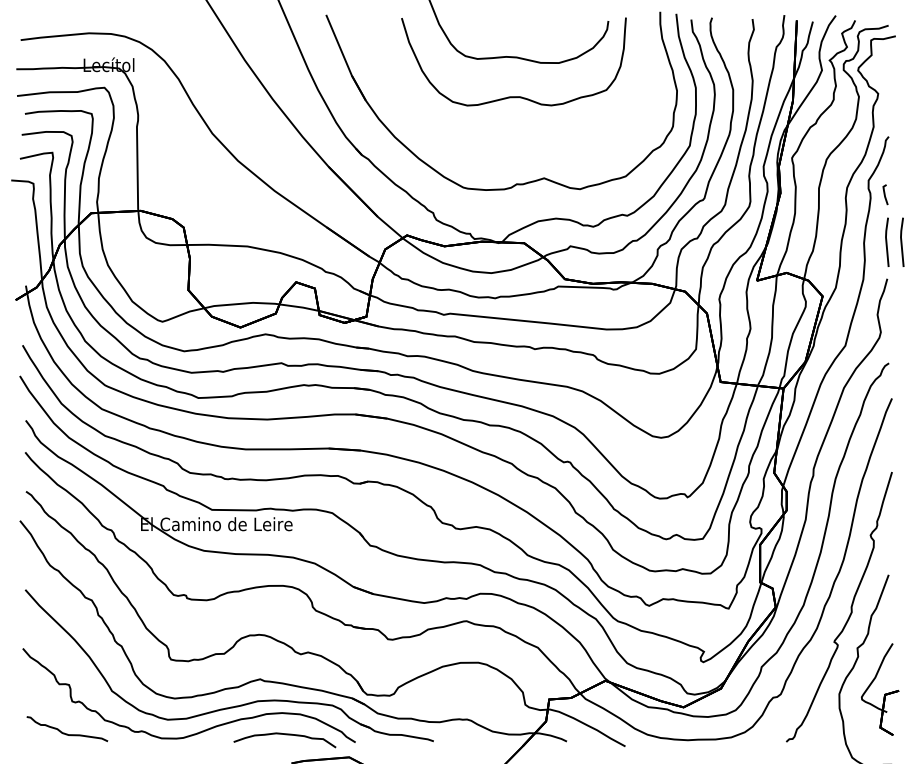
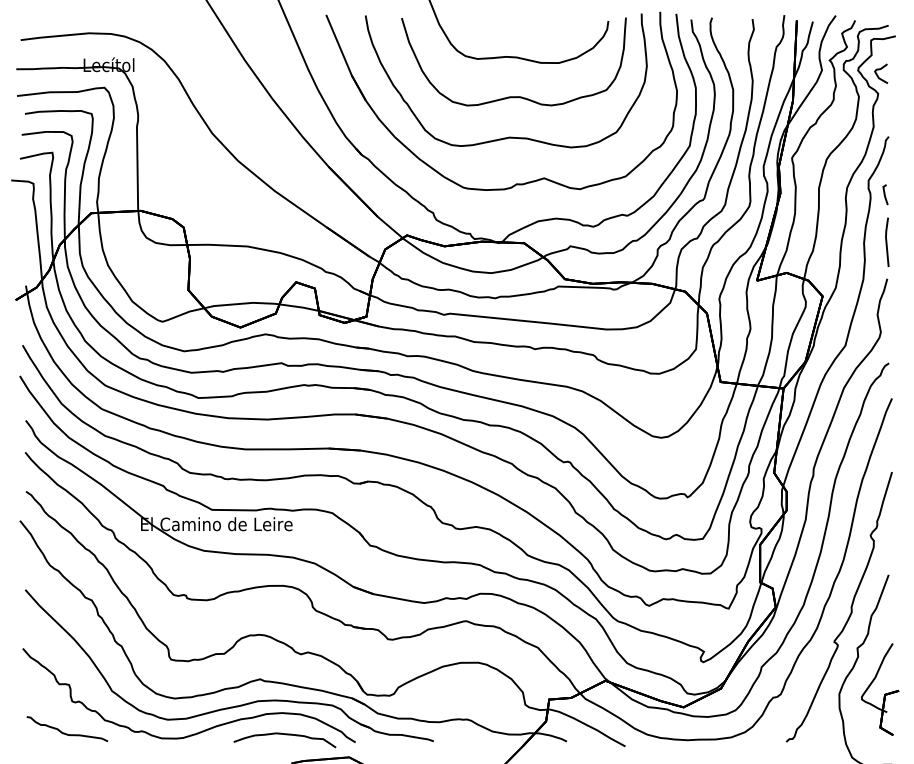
curve: none -> present (879, 70)
curve: none -> present (508, 136)
line: present -> none (902, 241)
